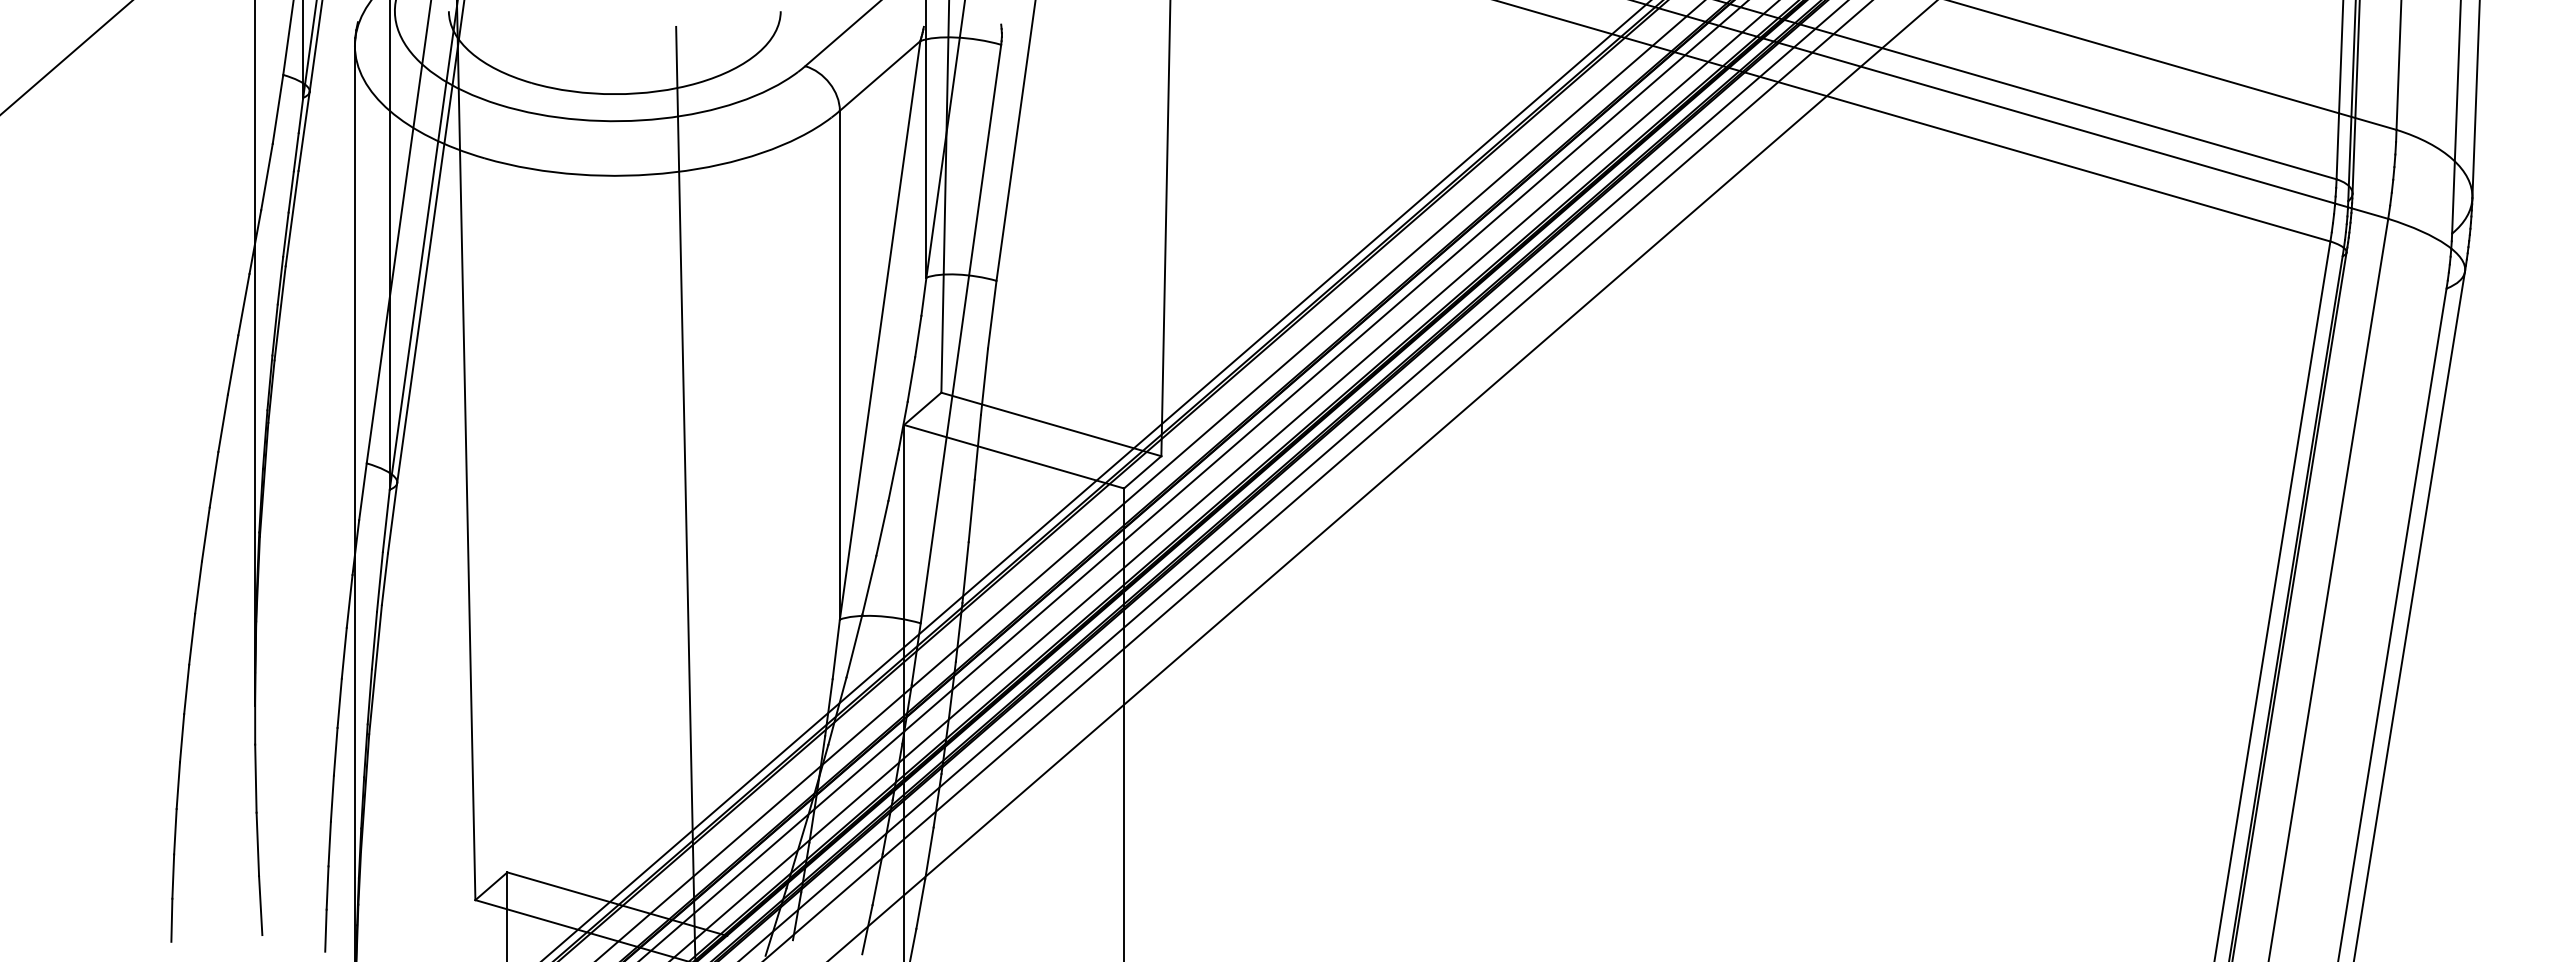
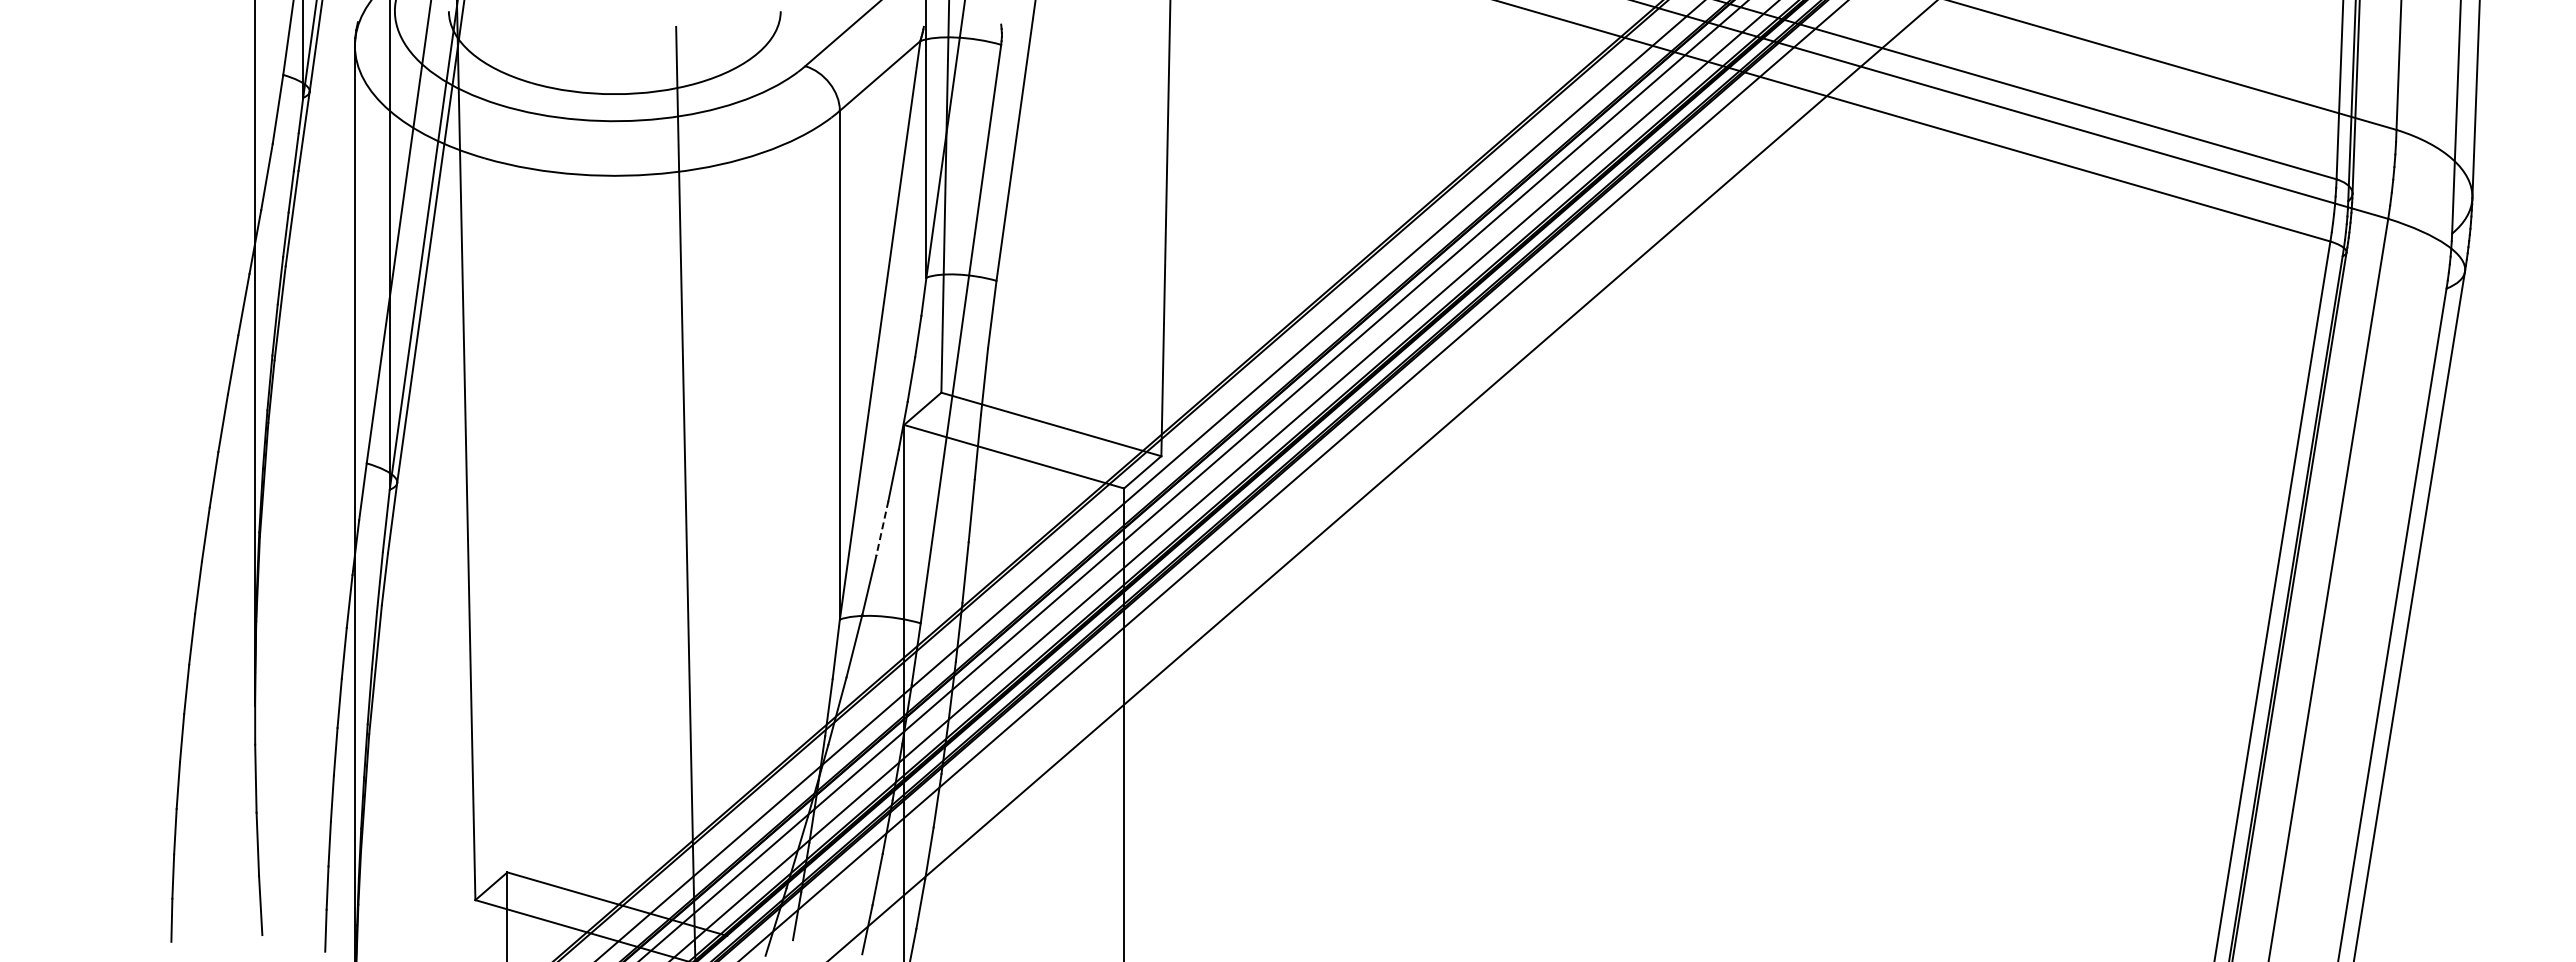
line: present -> none (66, 57)
line: present -> none (1096, 480)
line: present -> none (1318, 480)
line: solid -> dashed (882, 528)
